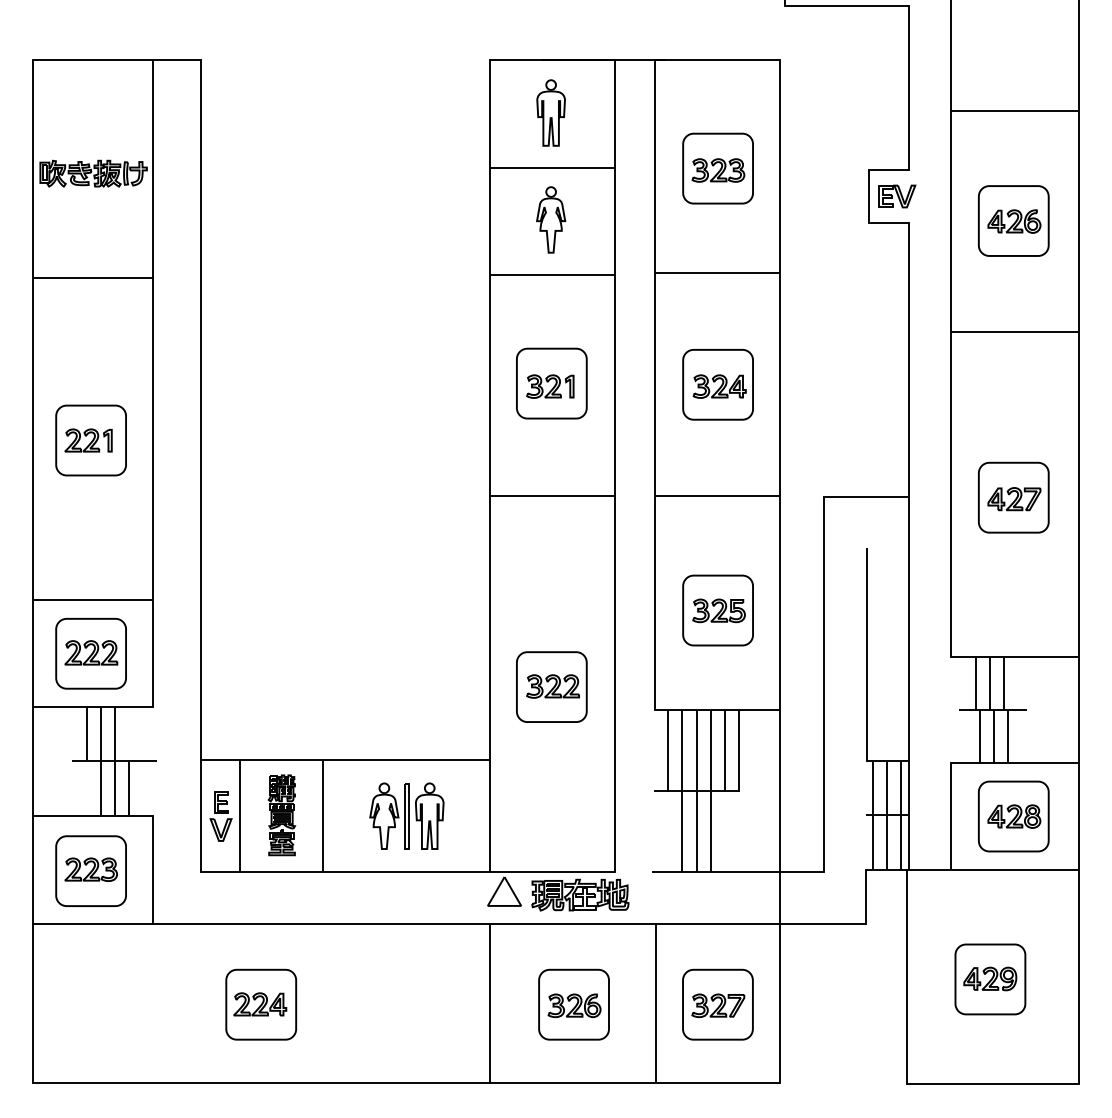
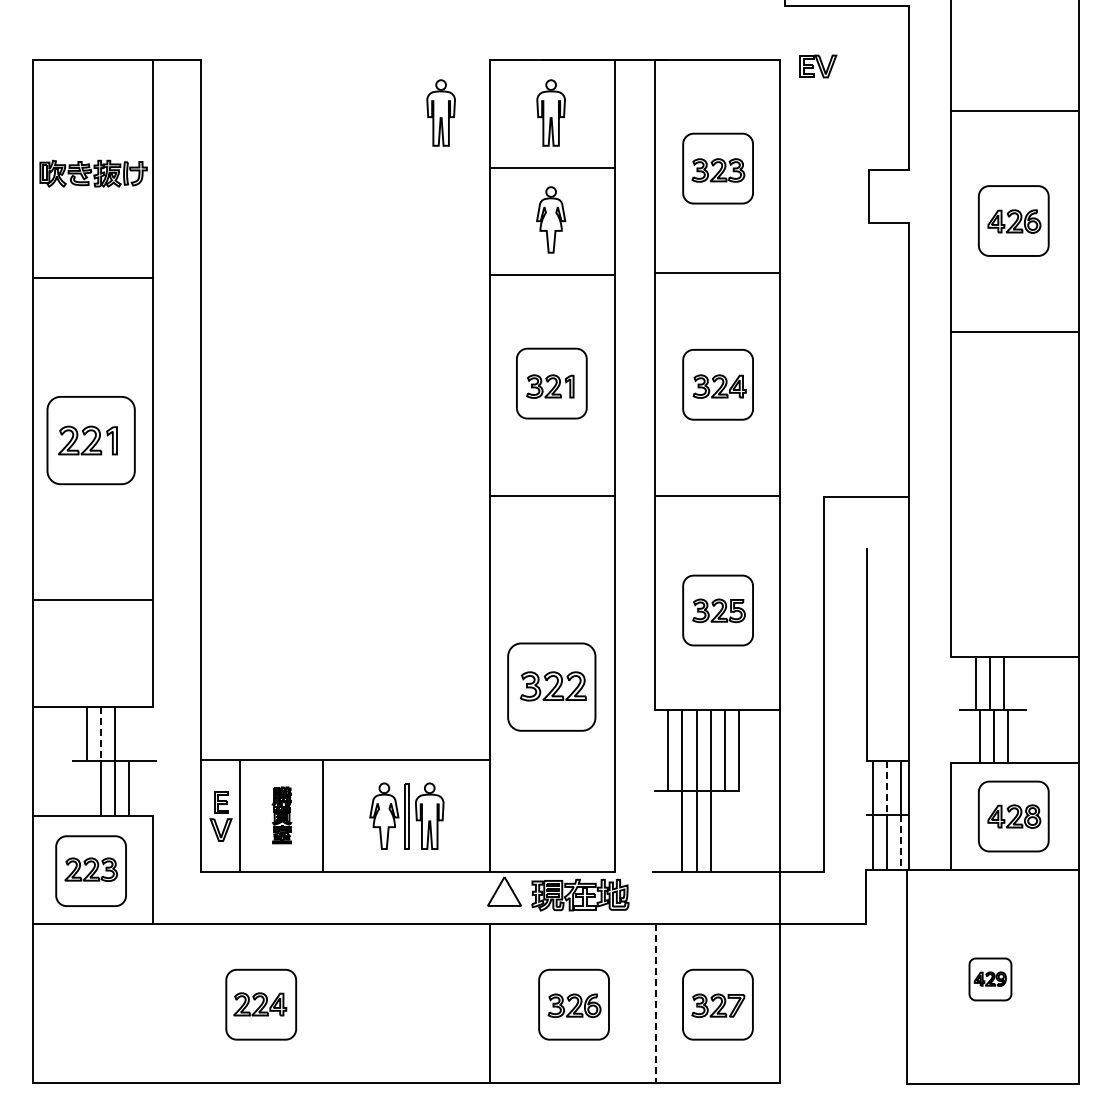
part: none -> present (440, 112)
part position: (897, 196) -> (818, 66) (818, 66)
part size: 72x73 px -> 90x90 px (90, 440)
part: present -> none (1013, 497)
part: present -> none (90, 653)
part size: 72x72 px -> 90x90 px (551, 686)
line: solid -> dashed (101, 734)
line: solid -> dashed (886, 788)
part size: 30x83 px -> 22x59 px (281, 815)
line: solid -> dashed (900, 842)
part size: 73x73 px -> 45x45 px (990, 979)
line: solid -> dashed (656, 1003)
